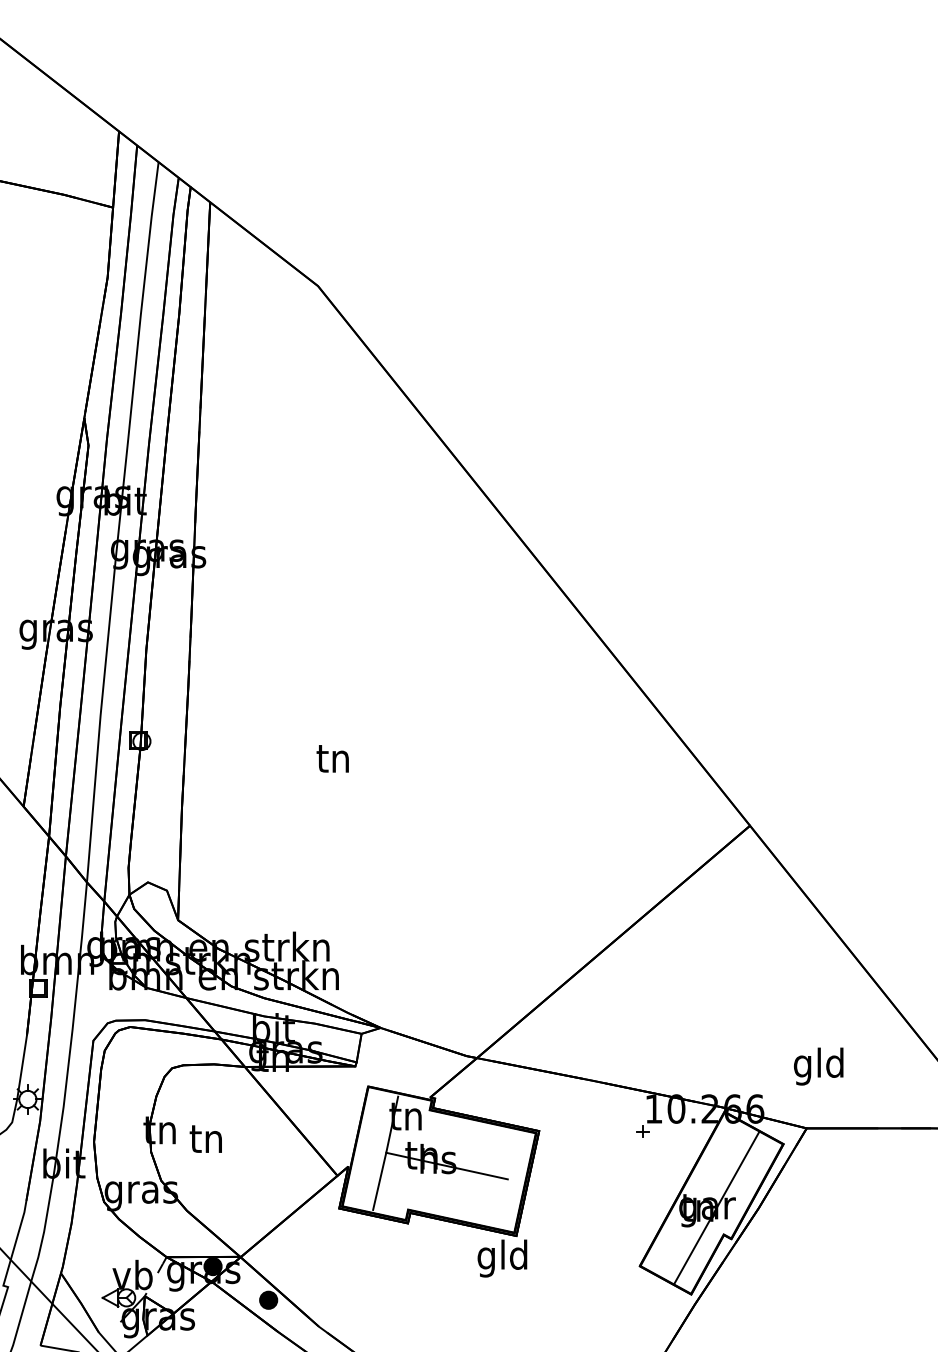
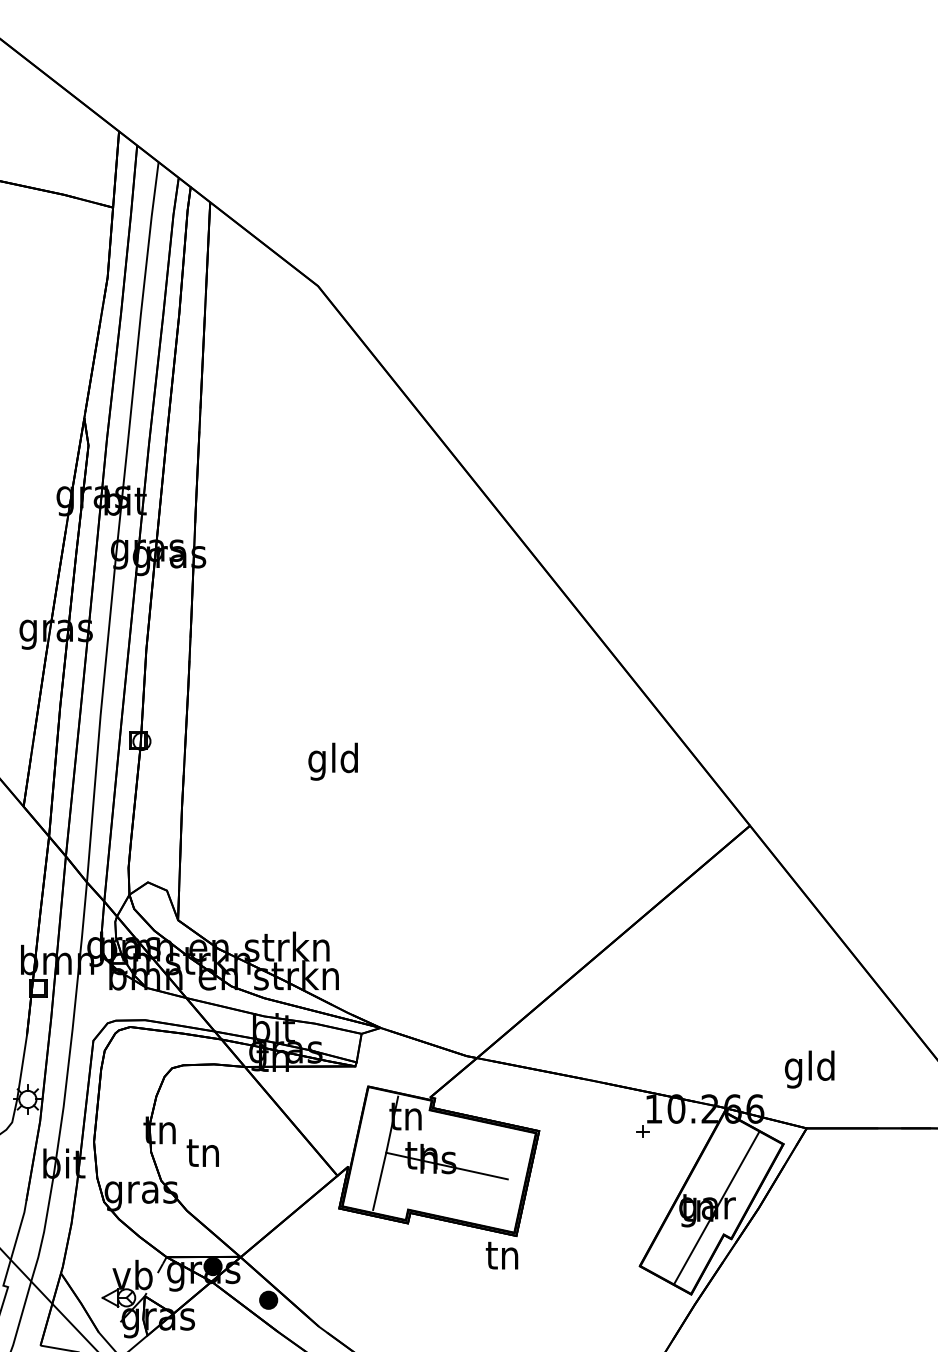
text: tn -> gld (332, 761)
text position: (818, 1066) -> (809, 1069) (809, 1069)
text position: (205, 1138) -> (202, 1152) (202, 1152)
text: gld -> tn (502, 1258)
